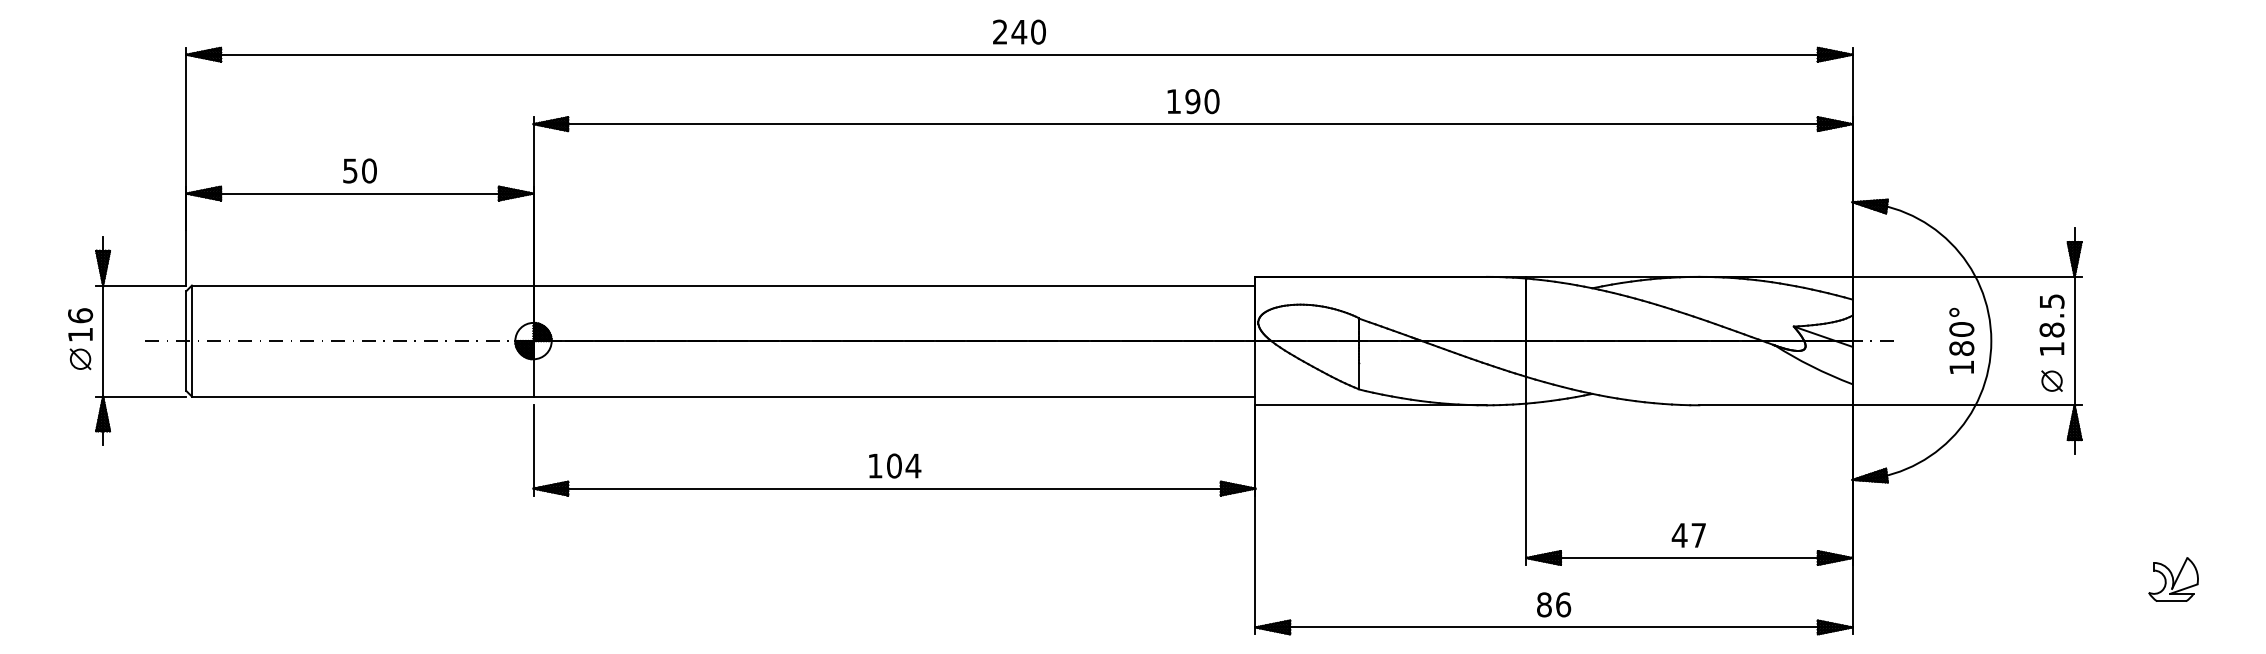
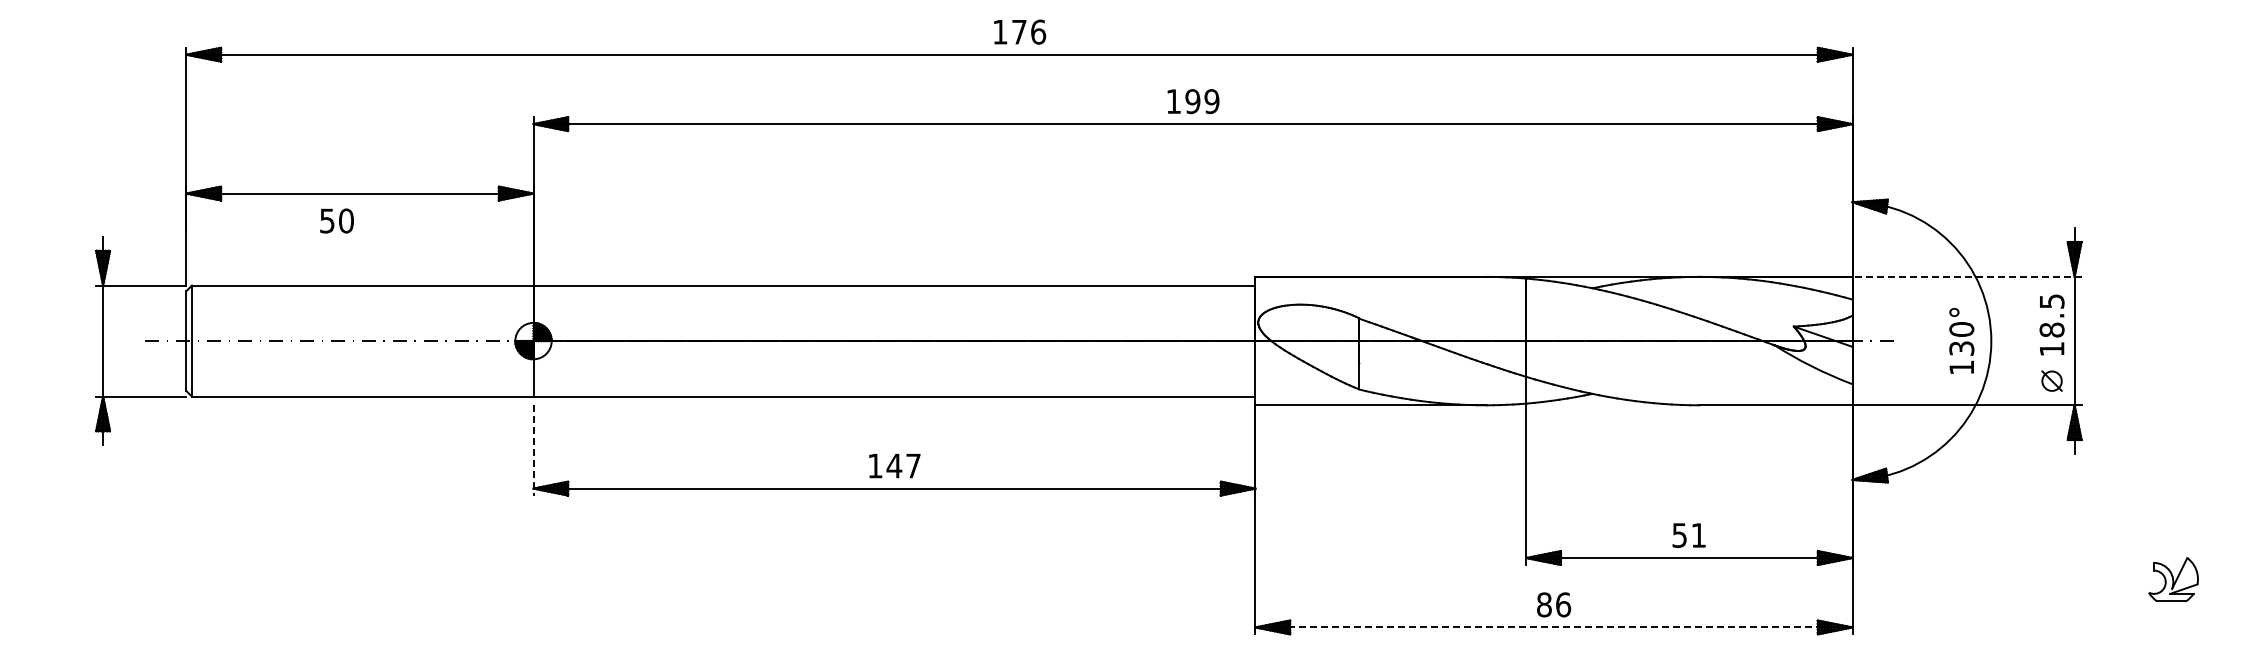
text: 240 -> 176 (1019, 31)
text: 190 -> 199 (1211, 101)
text position: (359, 170) -> (336, 220) (336, 220)
line: solid -> dashed (1967, 276)
part: present -> none (80, 339)
text: 180° -> 130° (1961, 348)
line: solid -> dashed (533, 450)
text: 104 -> 147 (903, 465)
text: 47 -> 51 (1688, 535)
line: solid -> dashed (1553, 627)
